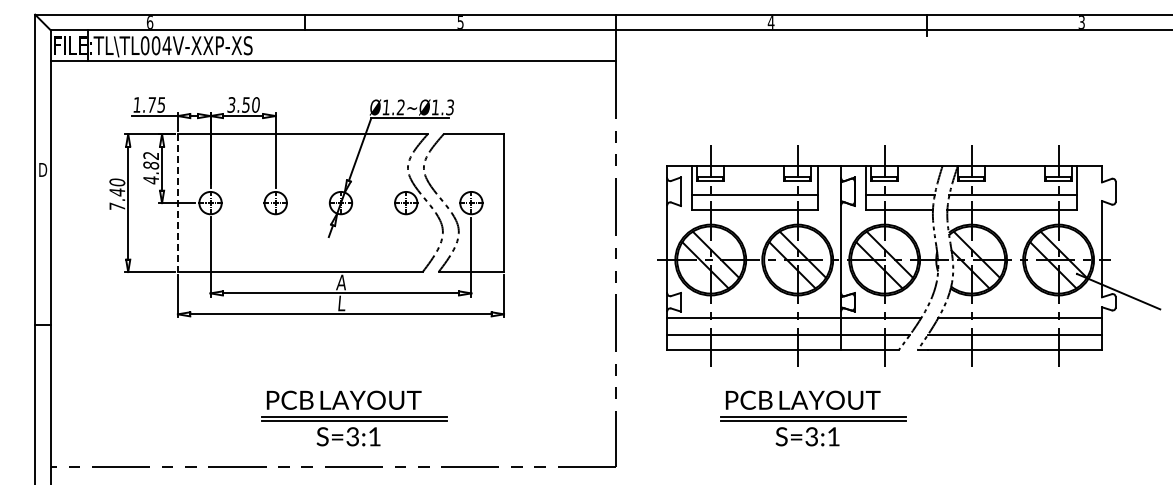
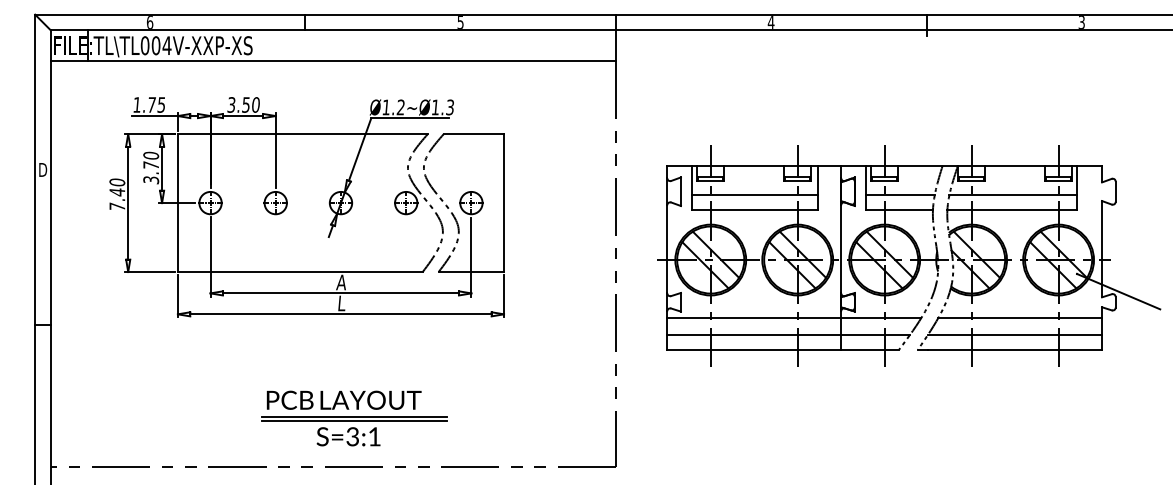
text: 4.82 -> 3.70 (151, 167)
line: dashed -> solid (177, 203)
part: present -> none (813, 418)
